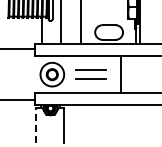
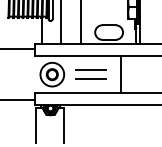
line: dashed -> solid (36, 124)
